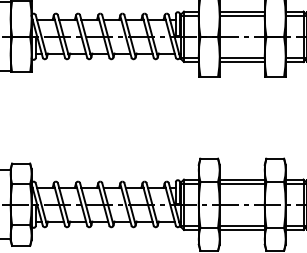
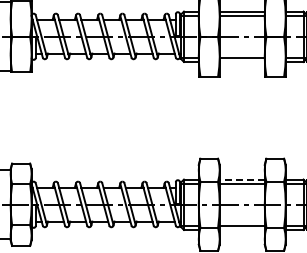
line: present -> none (241, 61)
line: solid -> dashed (241, 179)
line: present -> none (241, 229)
